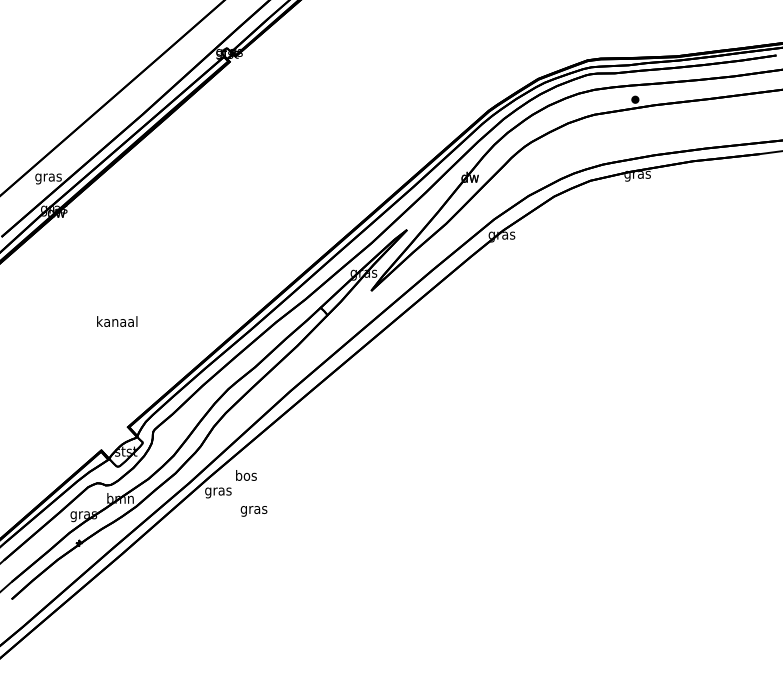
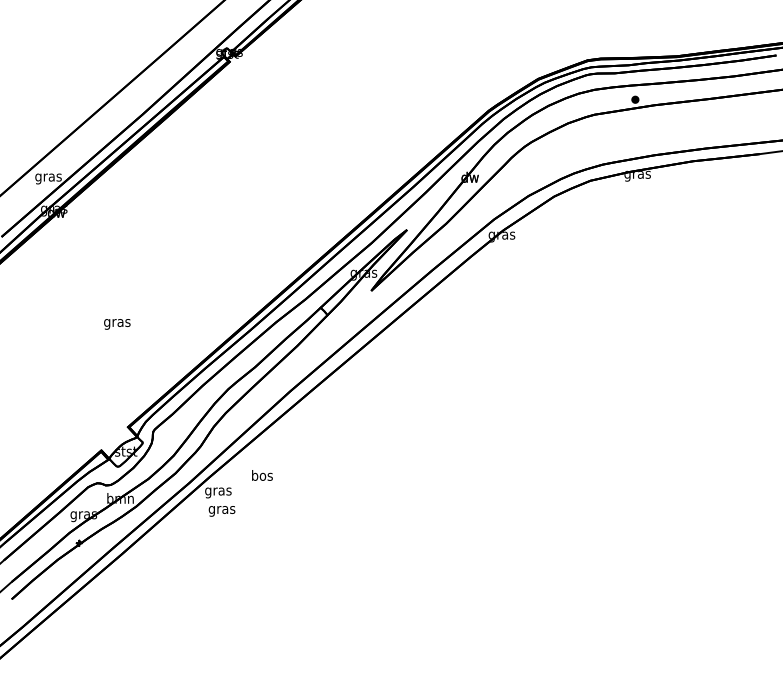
text: kanaal -> gras (117, 322)
text position: (246, 475) -> (262, 475) (262, 475)
text position: (253, 511) -> (221, 511) (221, 511)
